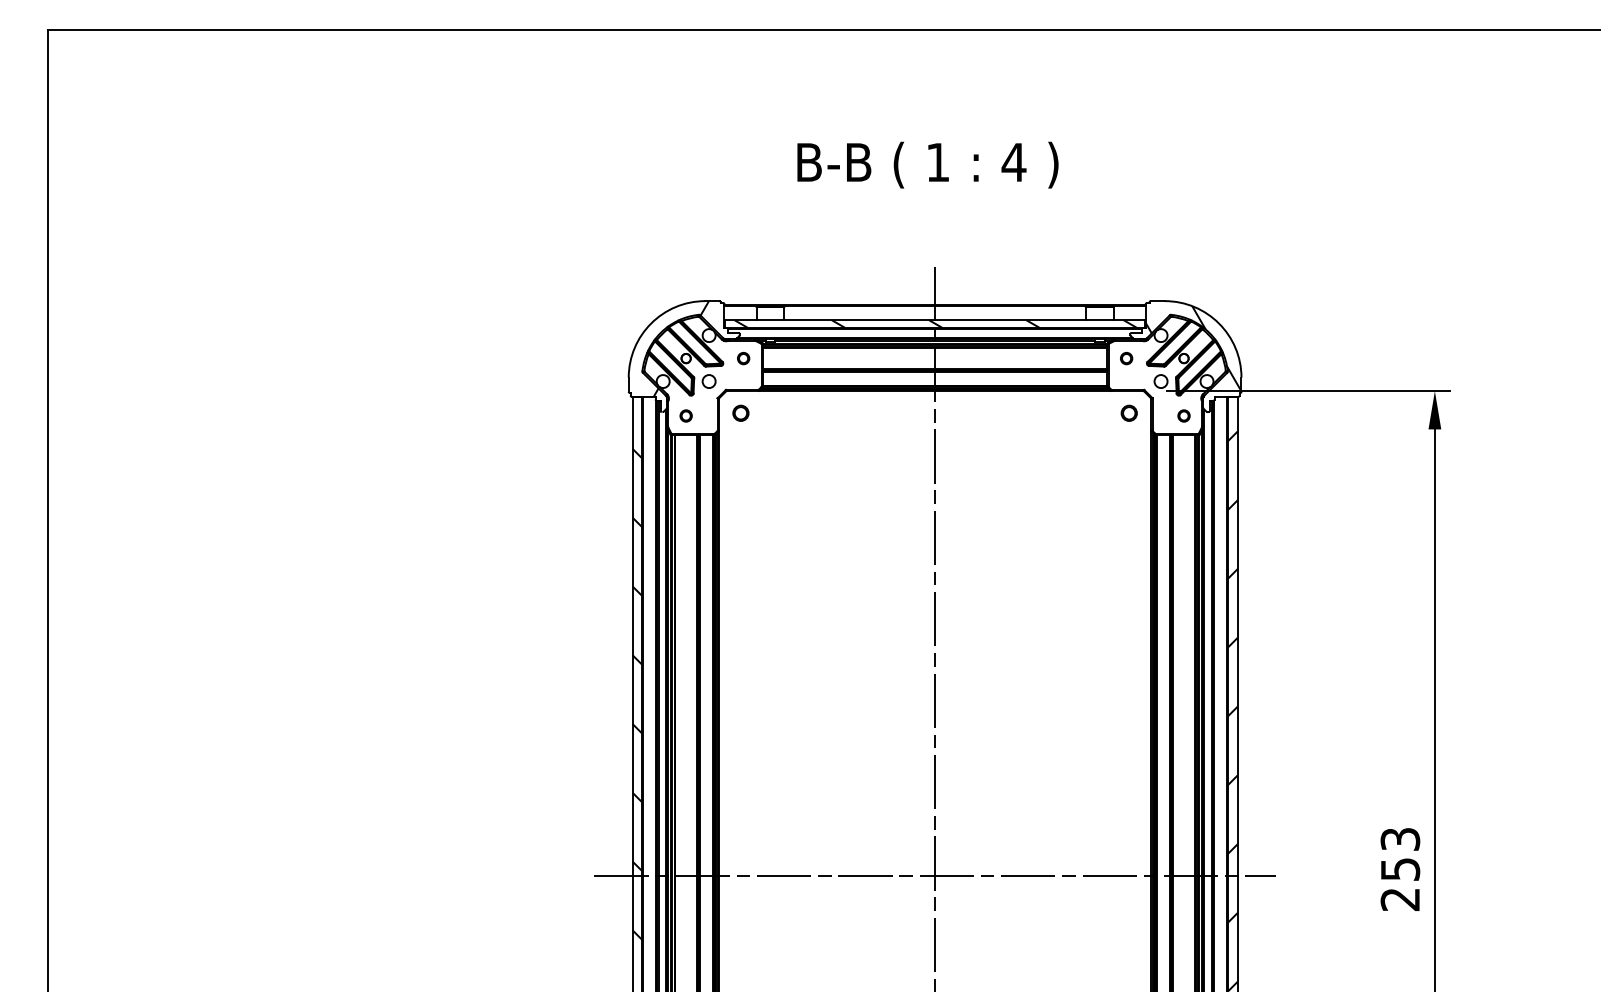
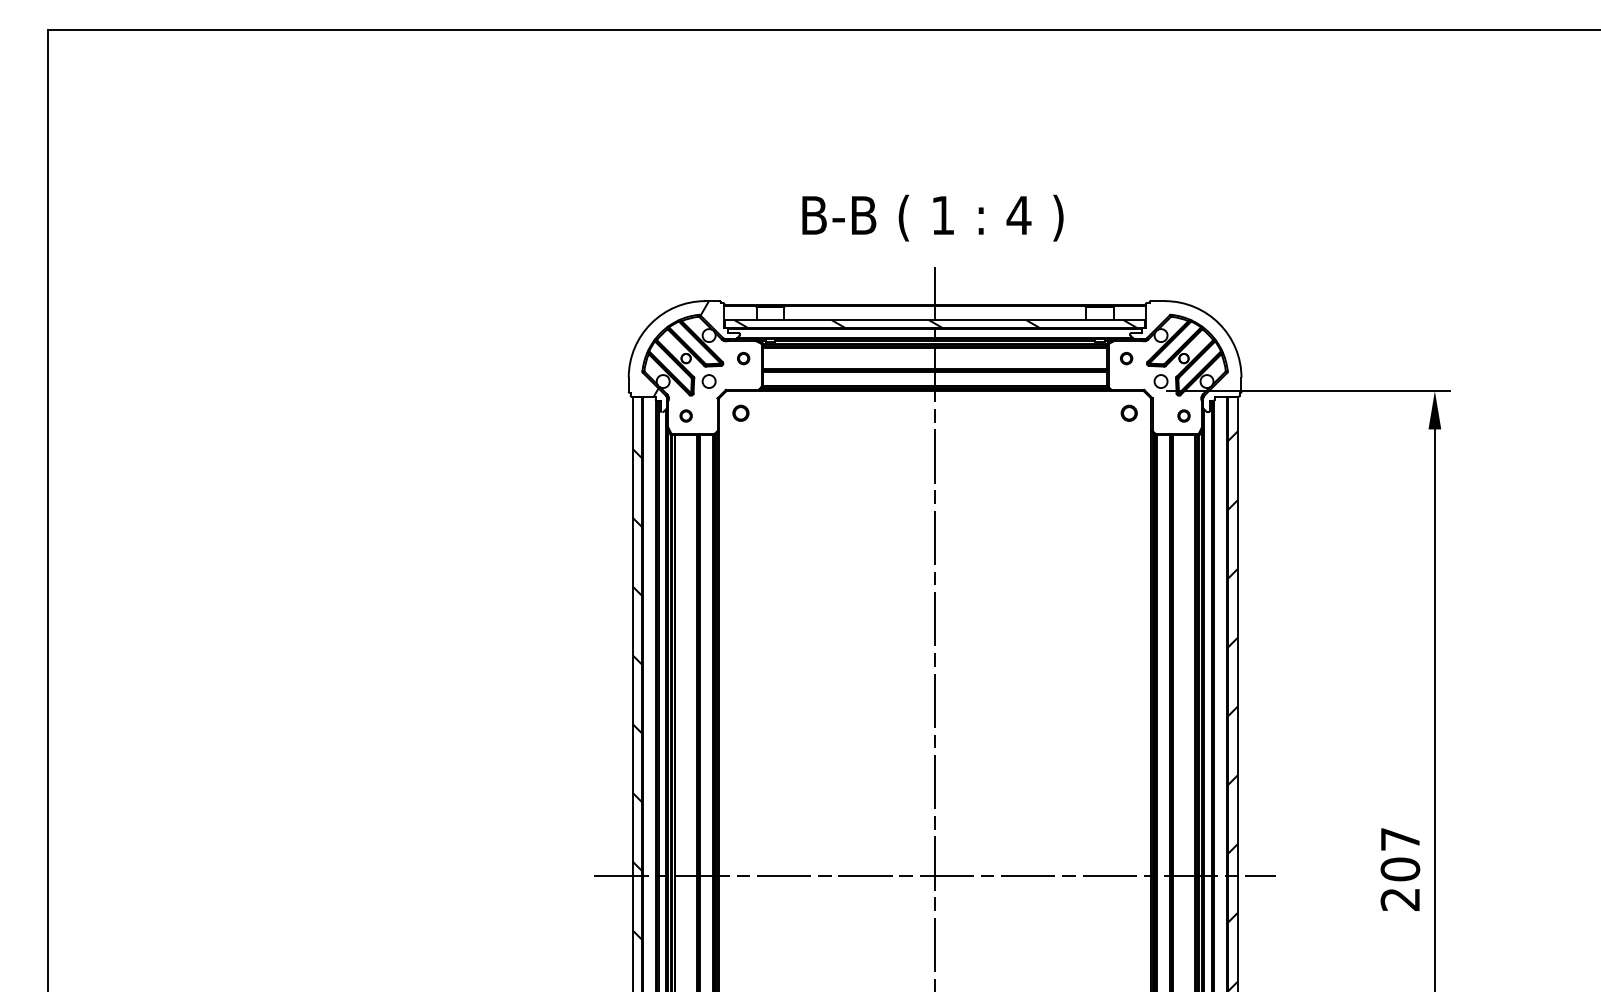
text position: (927, 164) -> (932, 217) (932, 217)
hatch: present -> none (1193, 348)
text: 253 -> 207 (1400, 854)
